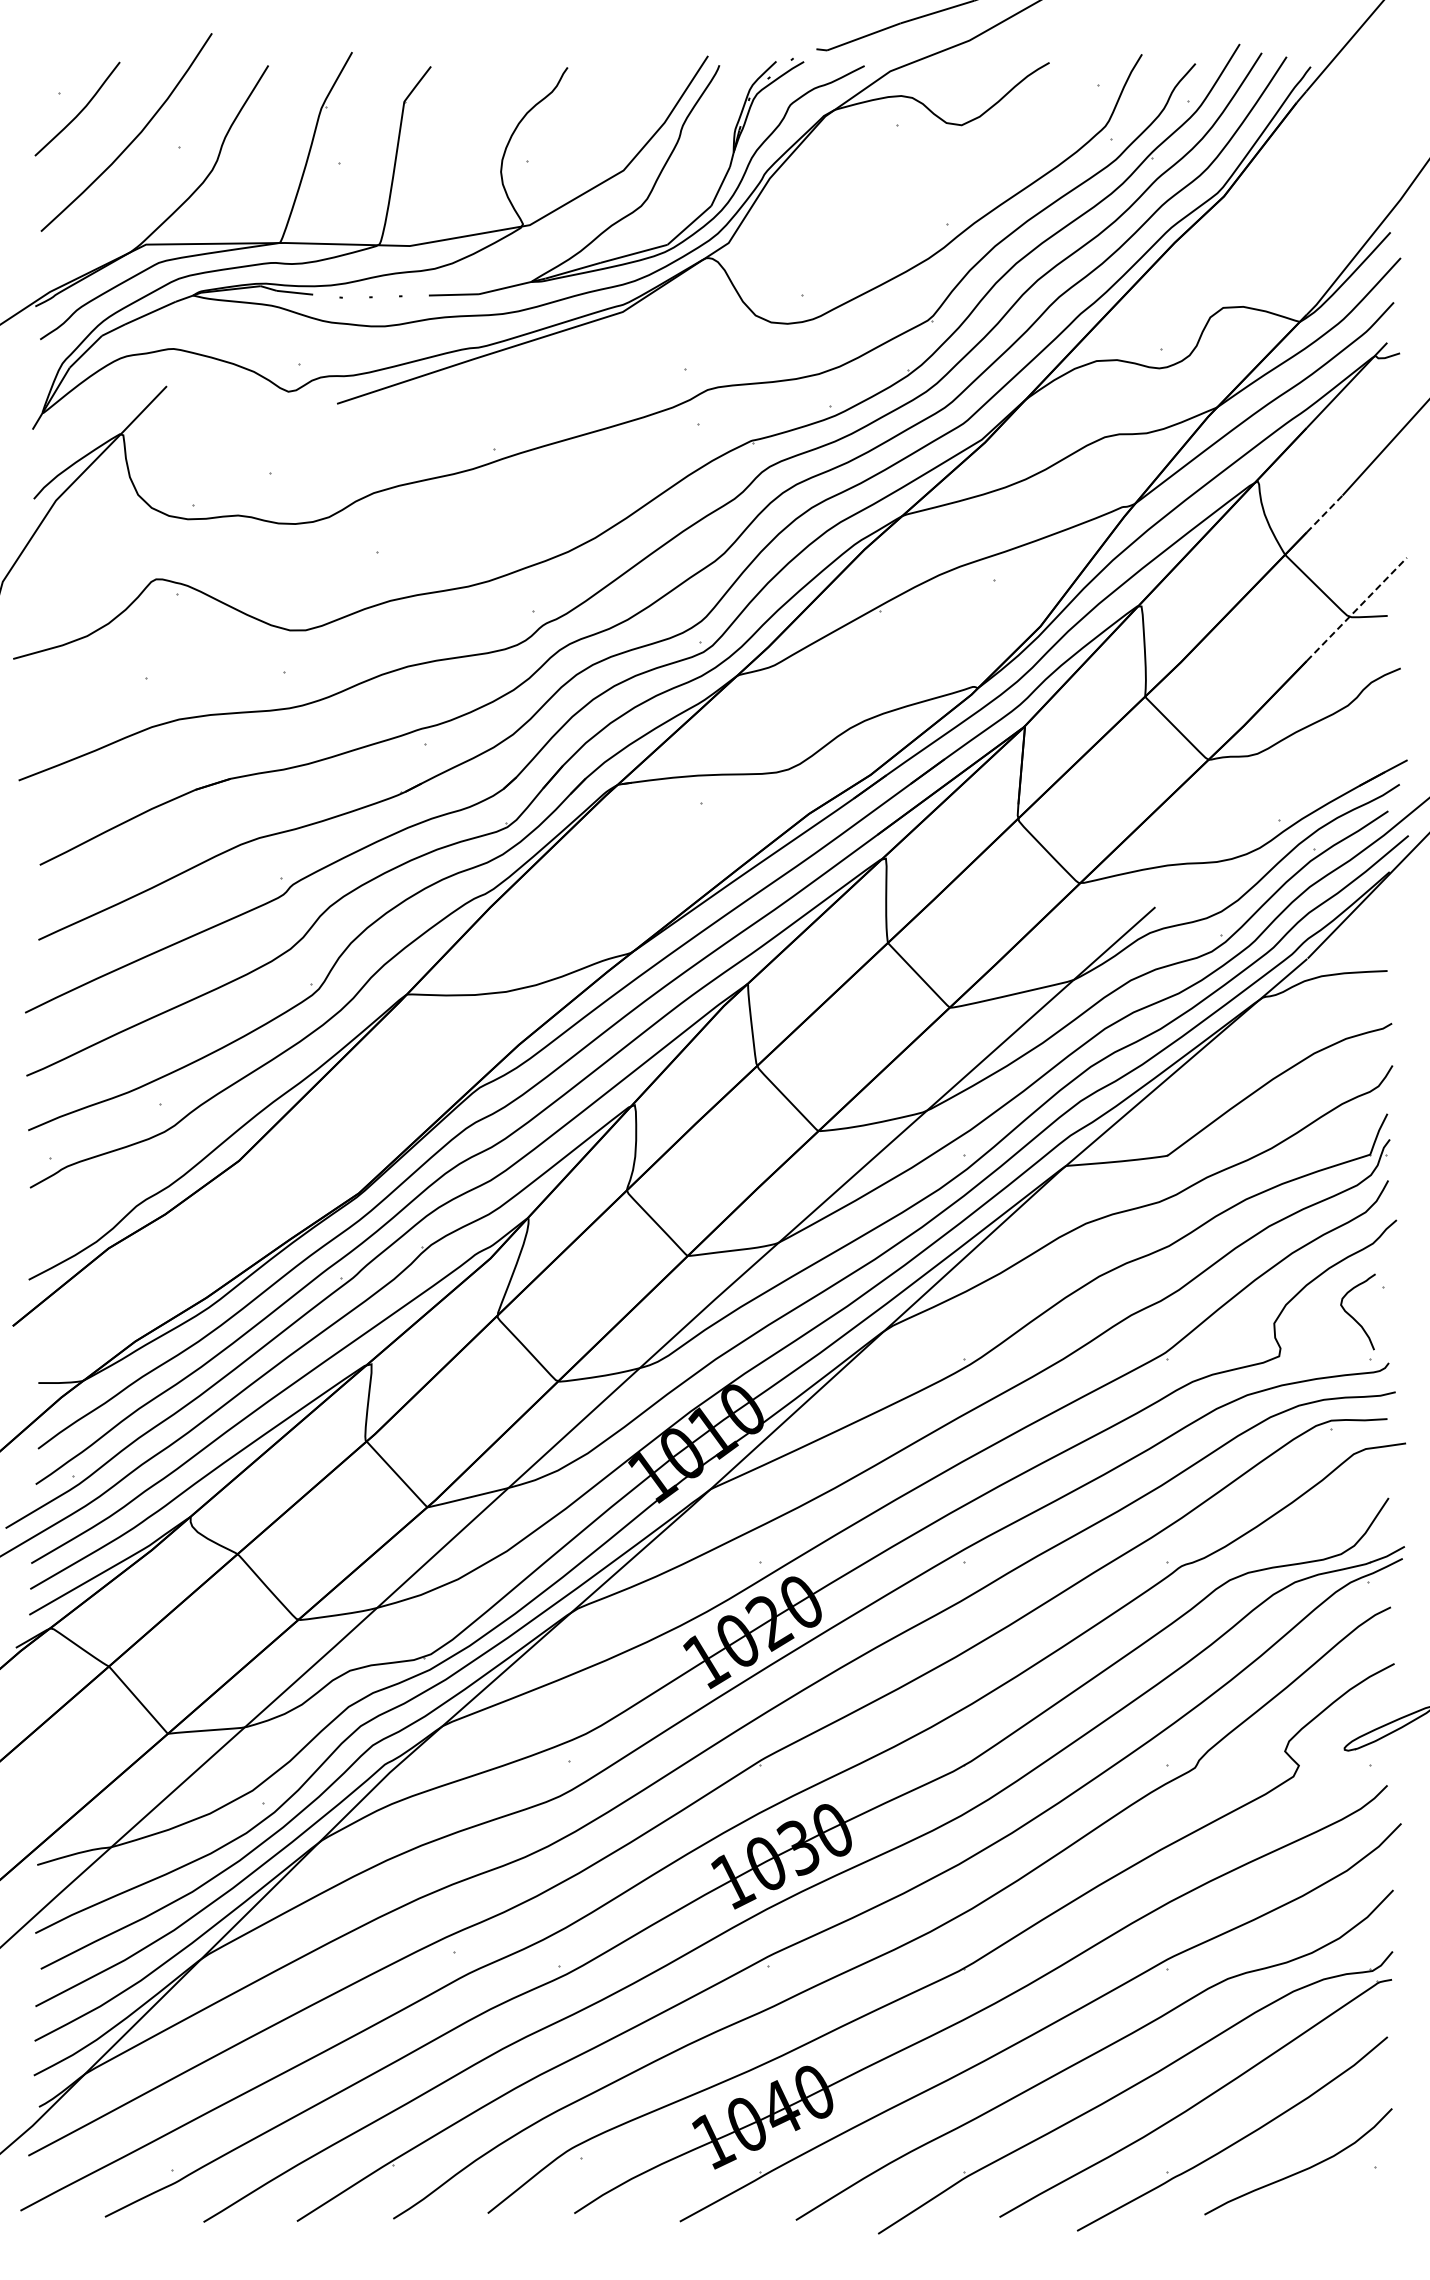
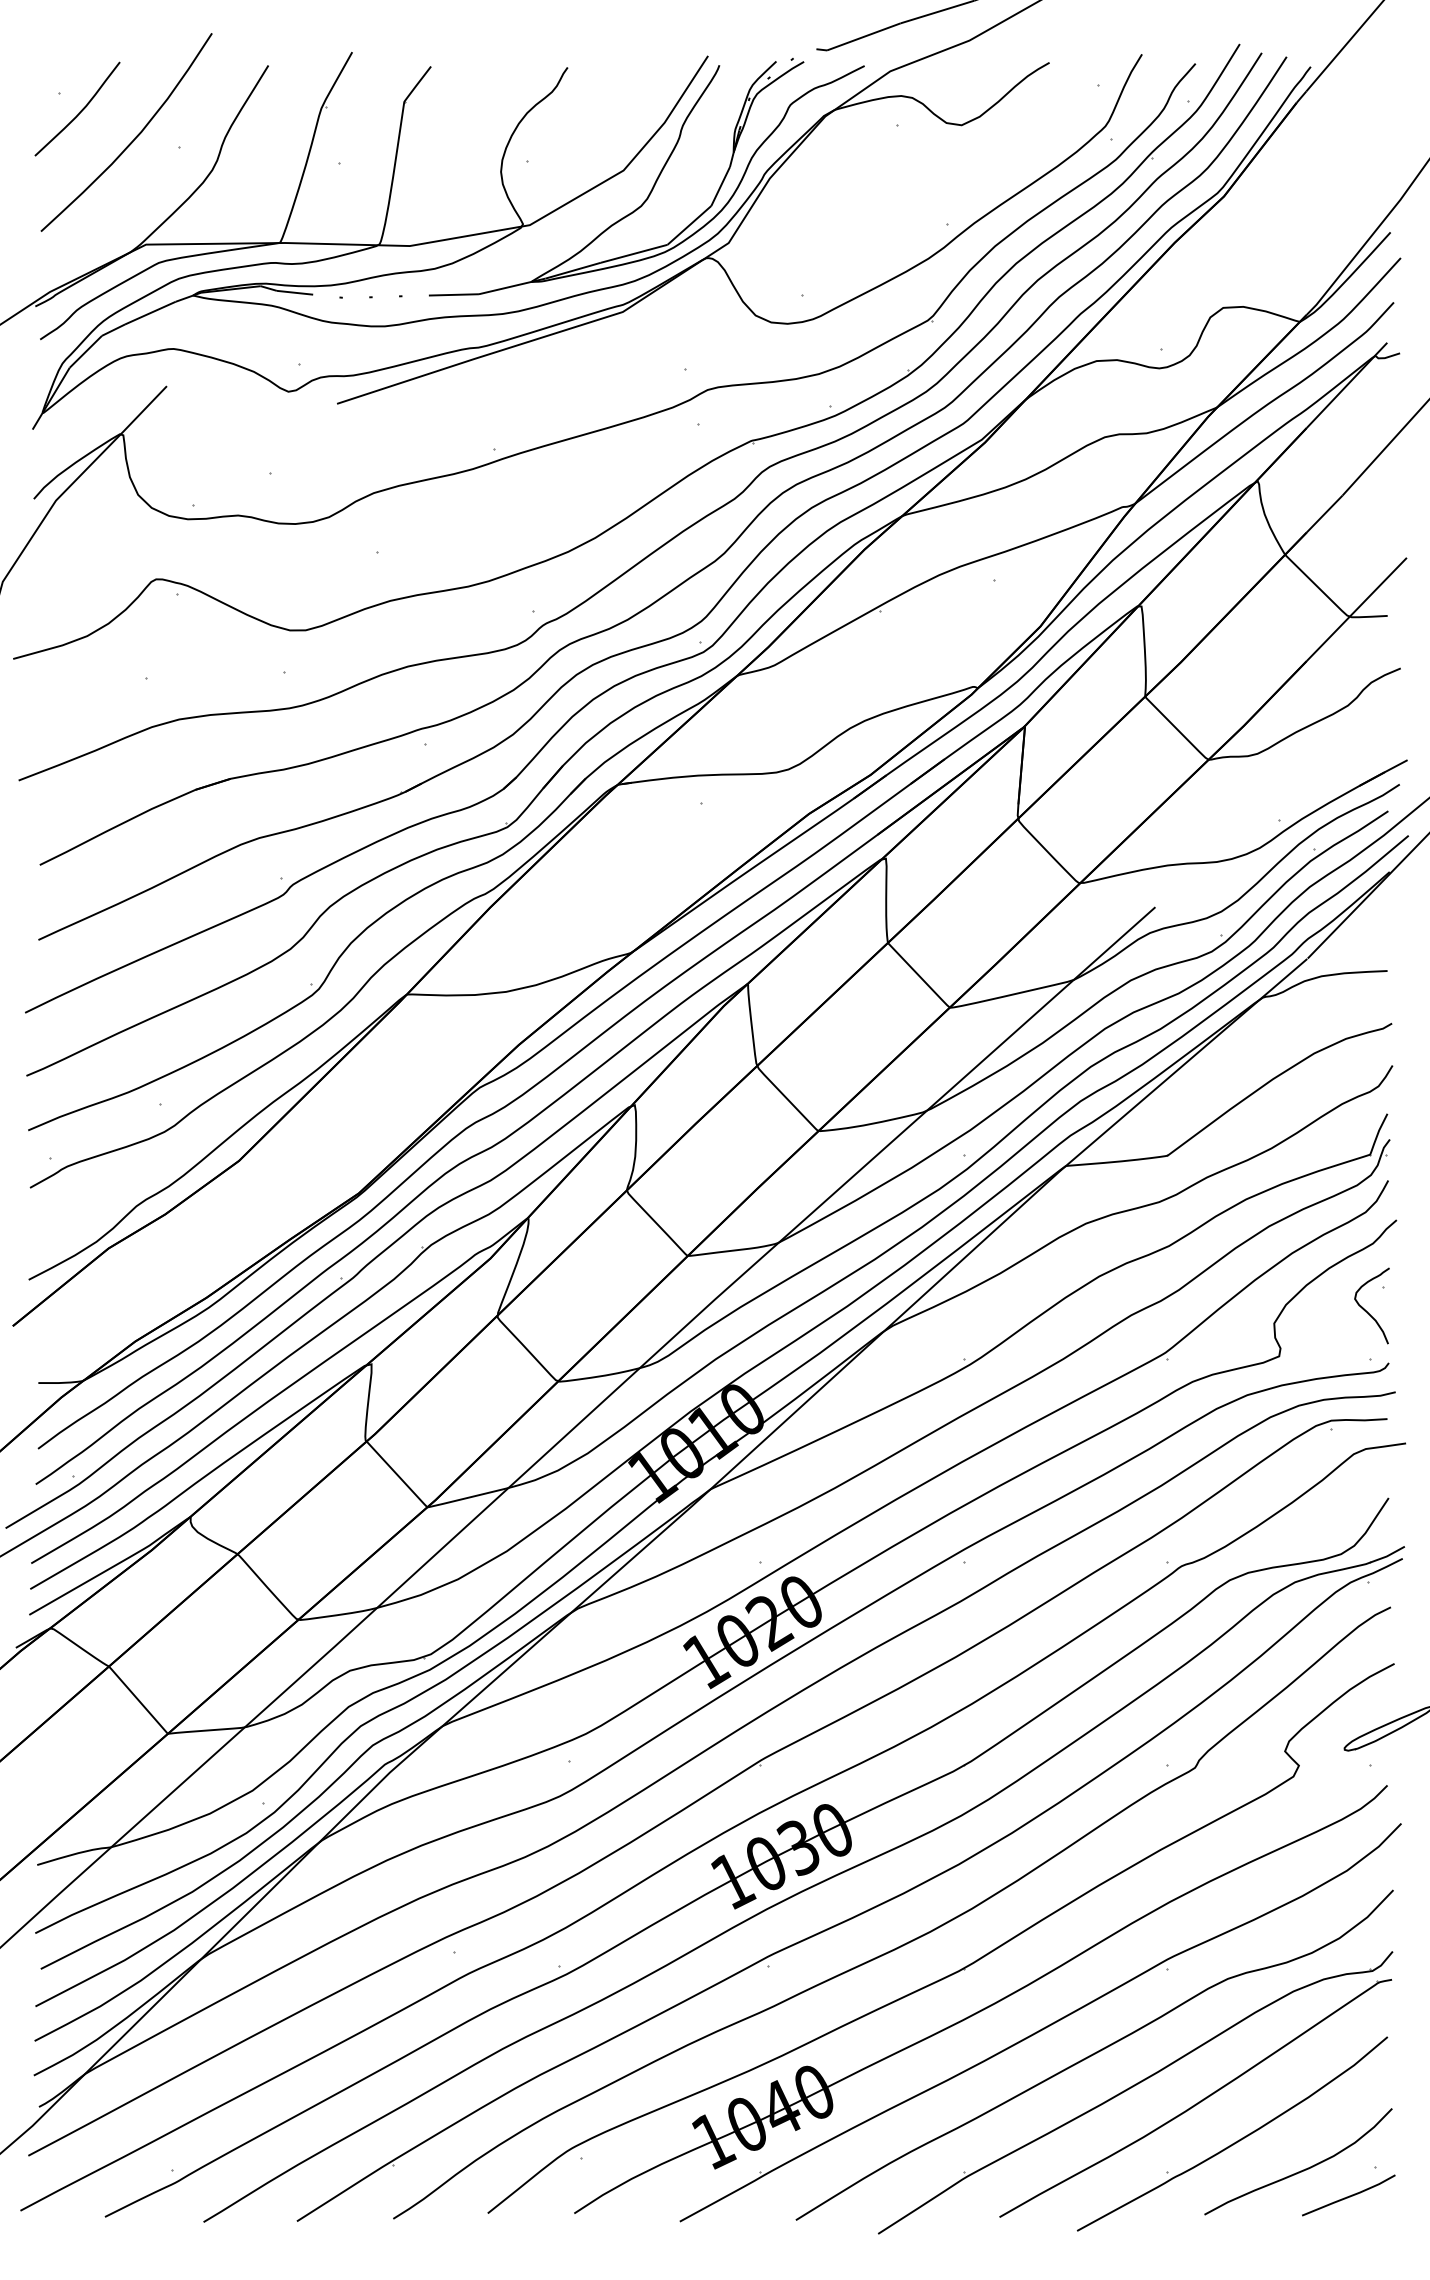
line: dashed -> solid (1324, 514)
line: dashed -> solid (1356, 609)
curve position: (1352, 1316) -> (1366, 1310) (1366, 1310)
line: none -> present (1349, 2195)
